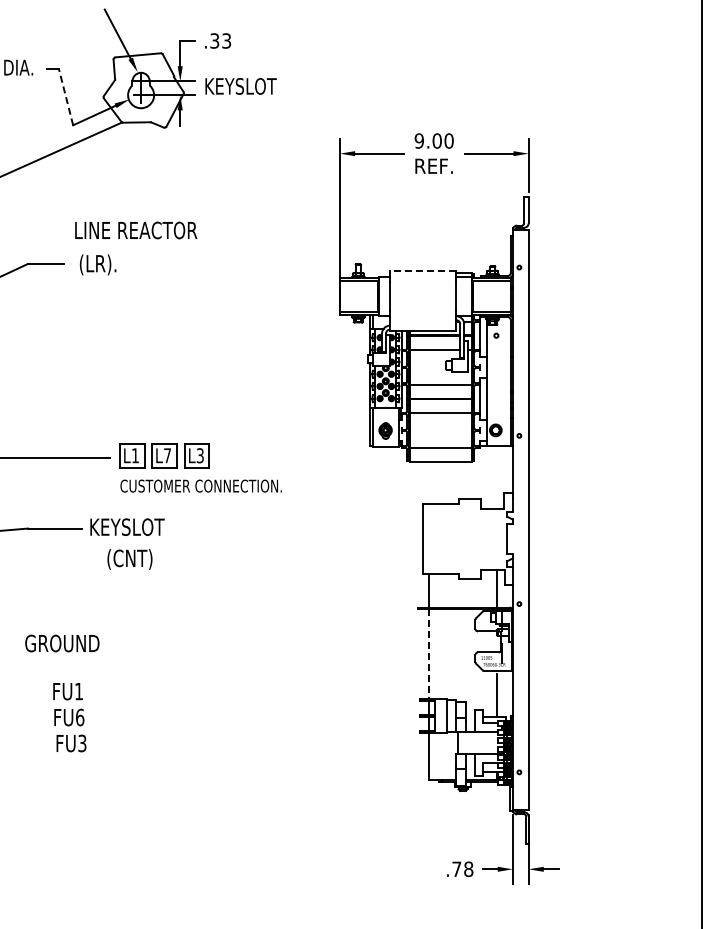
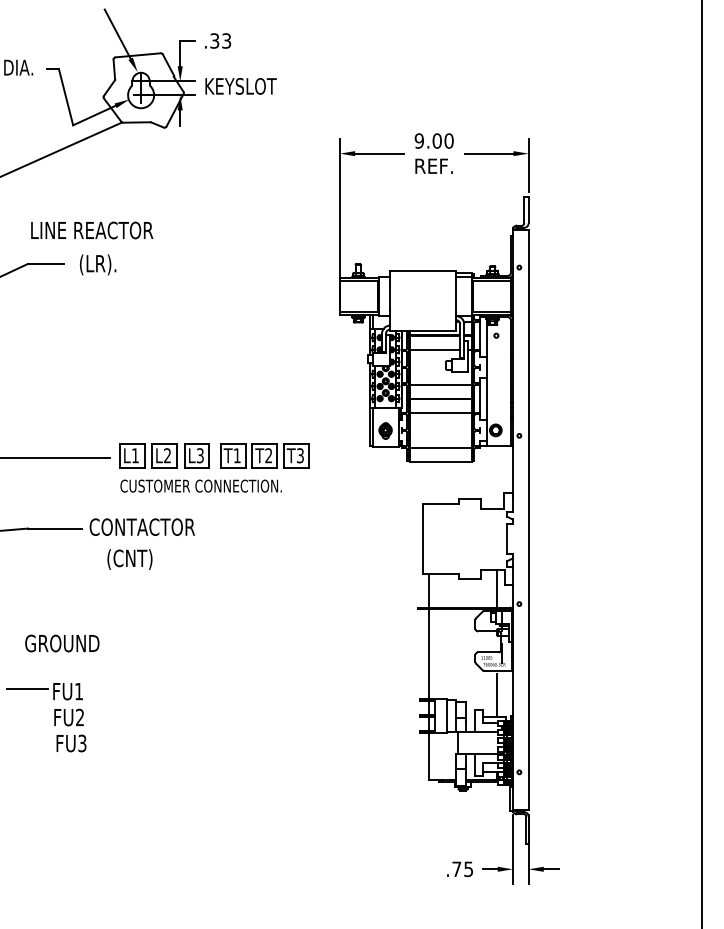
line: dashed -> solid (66, 97)
text position: (136, 230) -> (92, 230) (92, 230)
line: dashed -> solid (422, 270)
text: L7 -> L2 (167, 455)
part: none -> present (264, 455)
text: KEYSLOT -> CONTACTOR (141, 526)
line: dashed -> solid (429, 654)
line: none -> present (26, 688)
text: FU6 -> FU2 (80, 717)
text: .78 -> .75 (468, 869)
